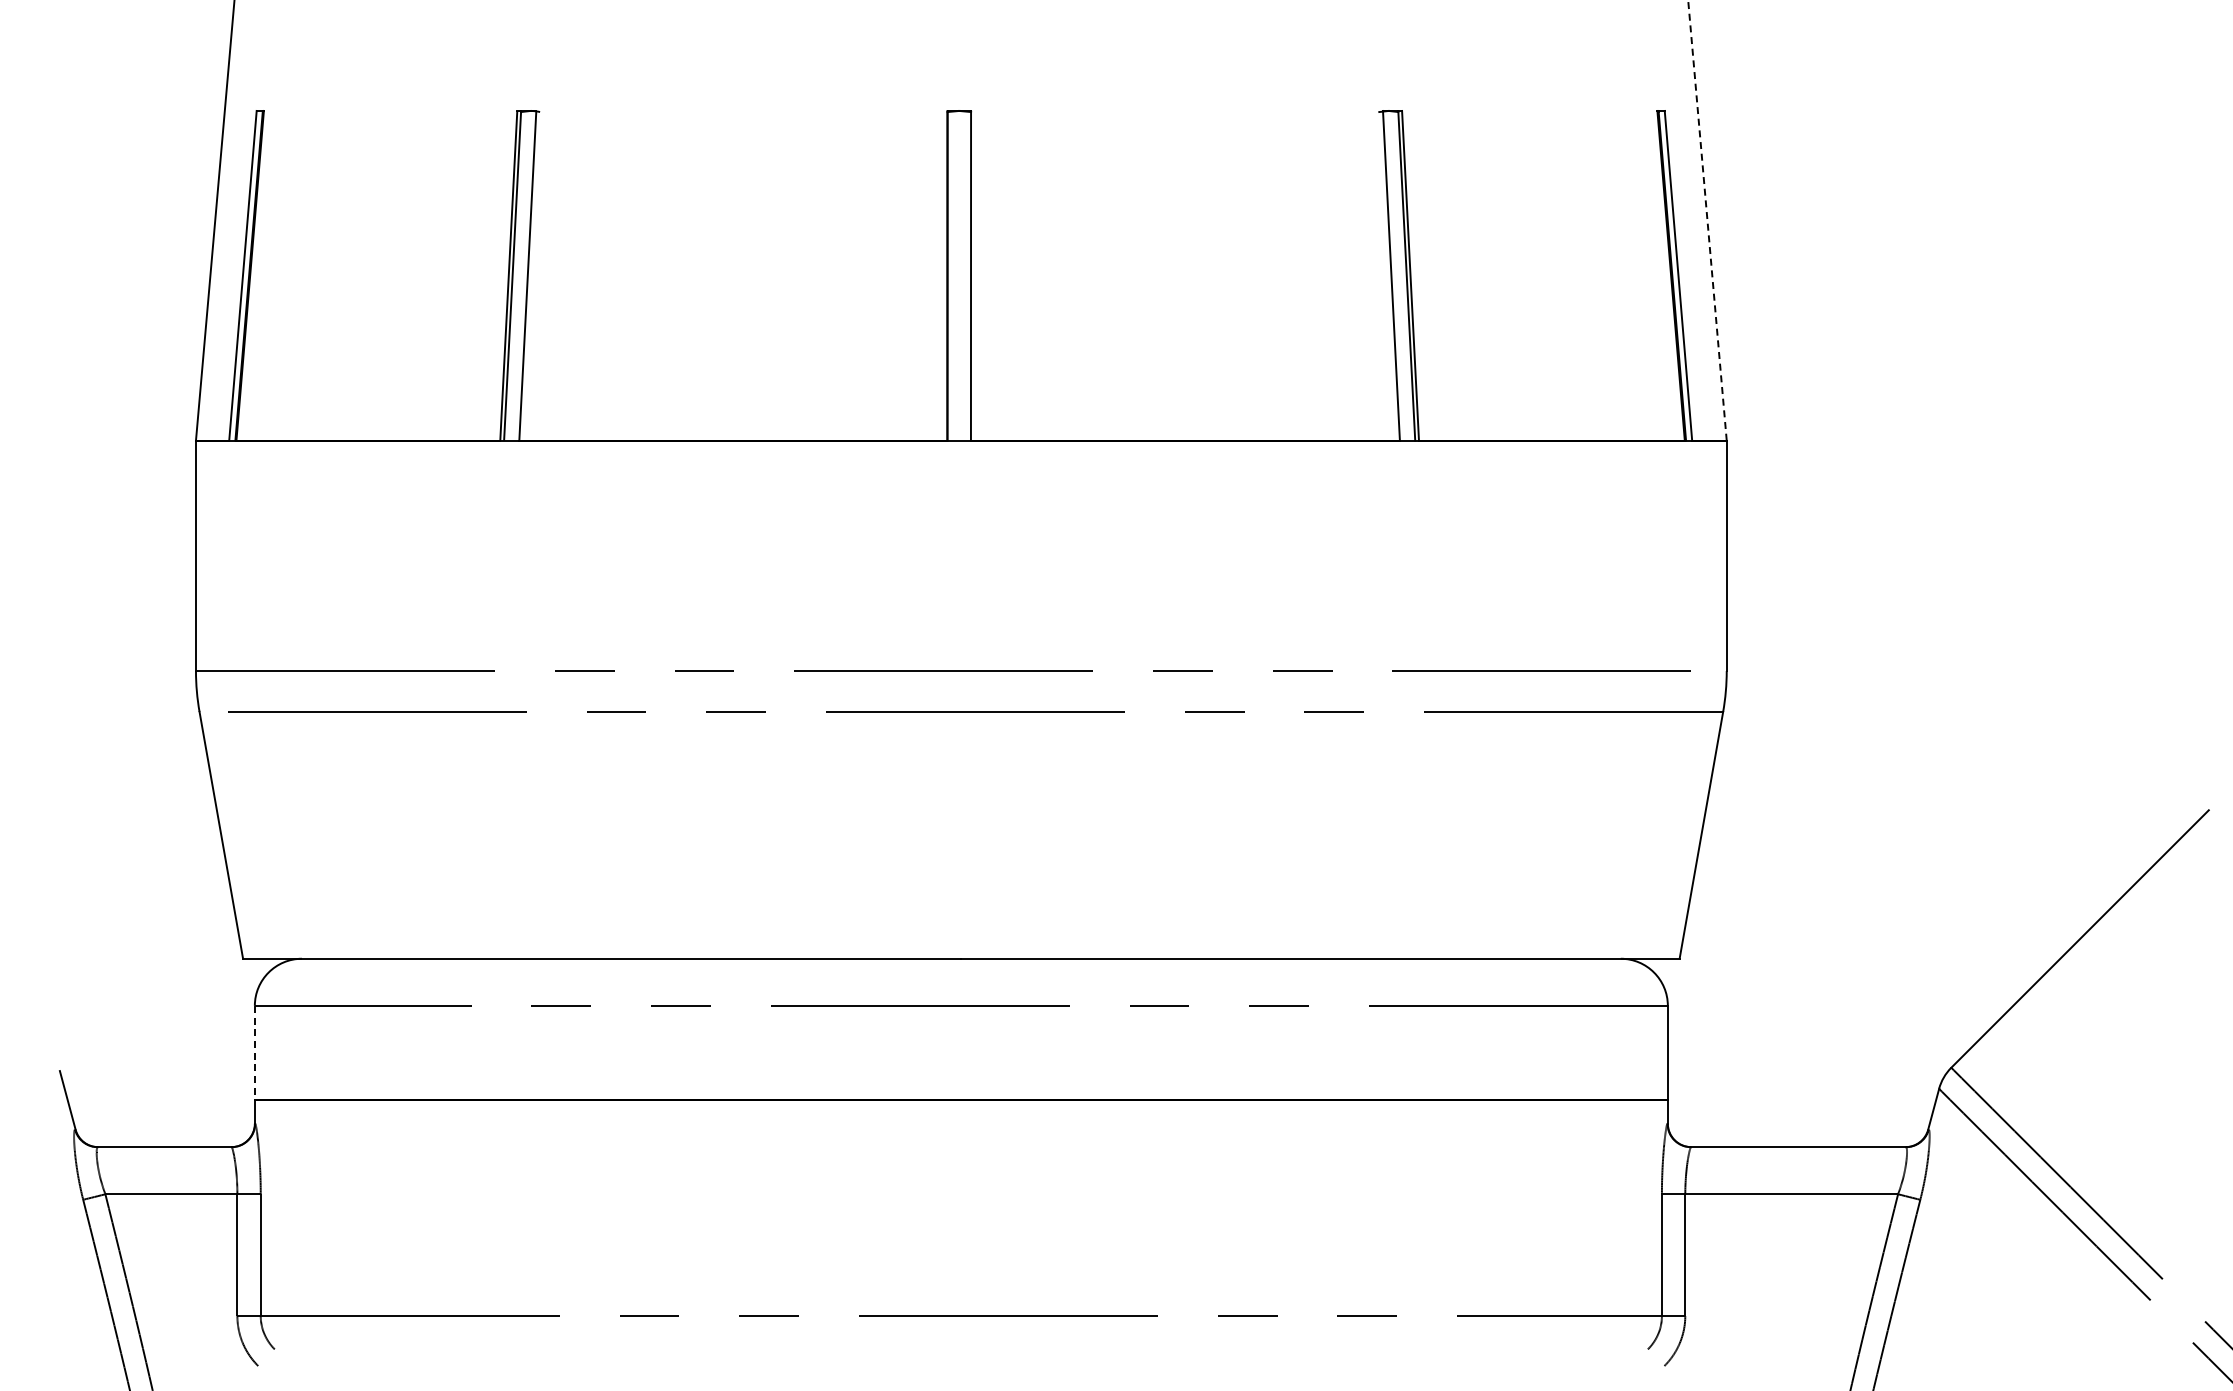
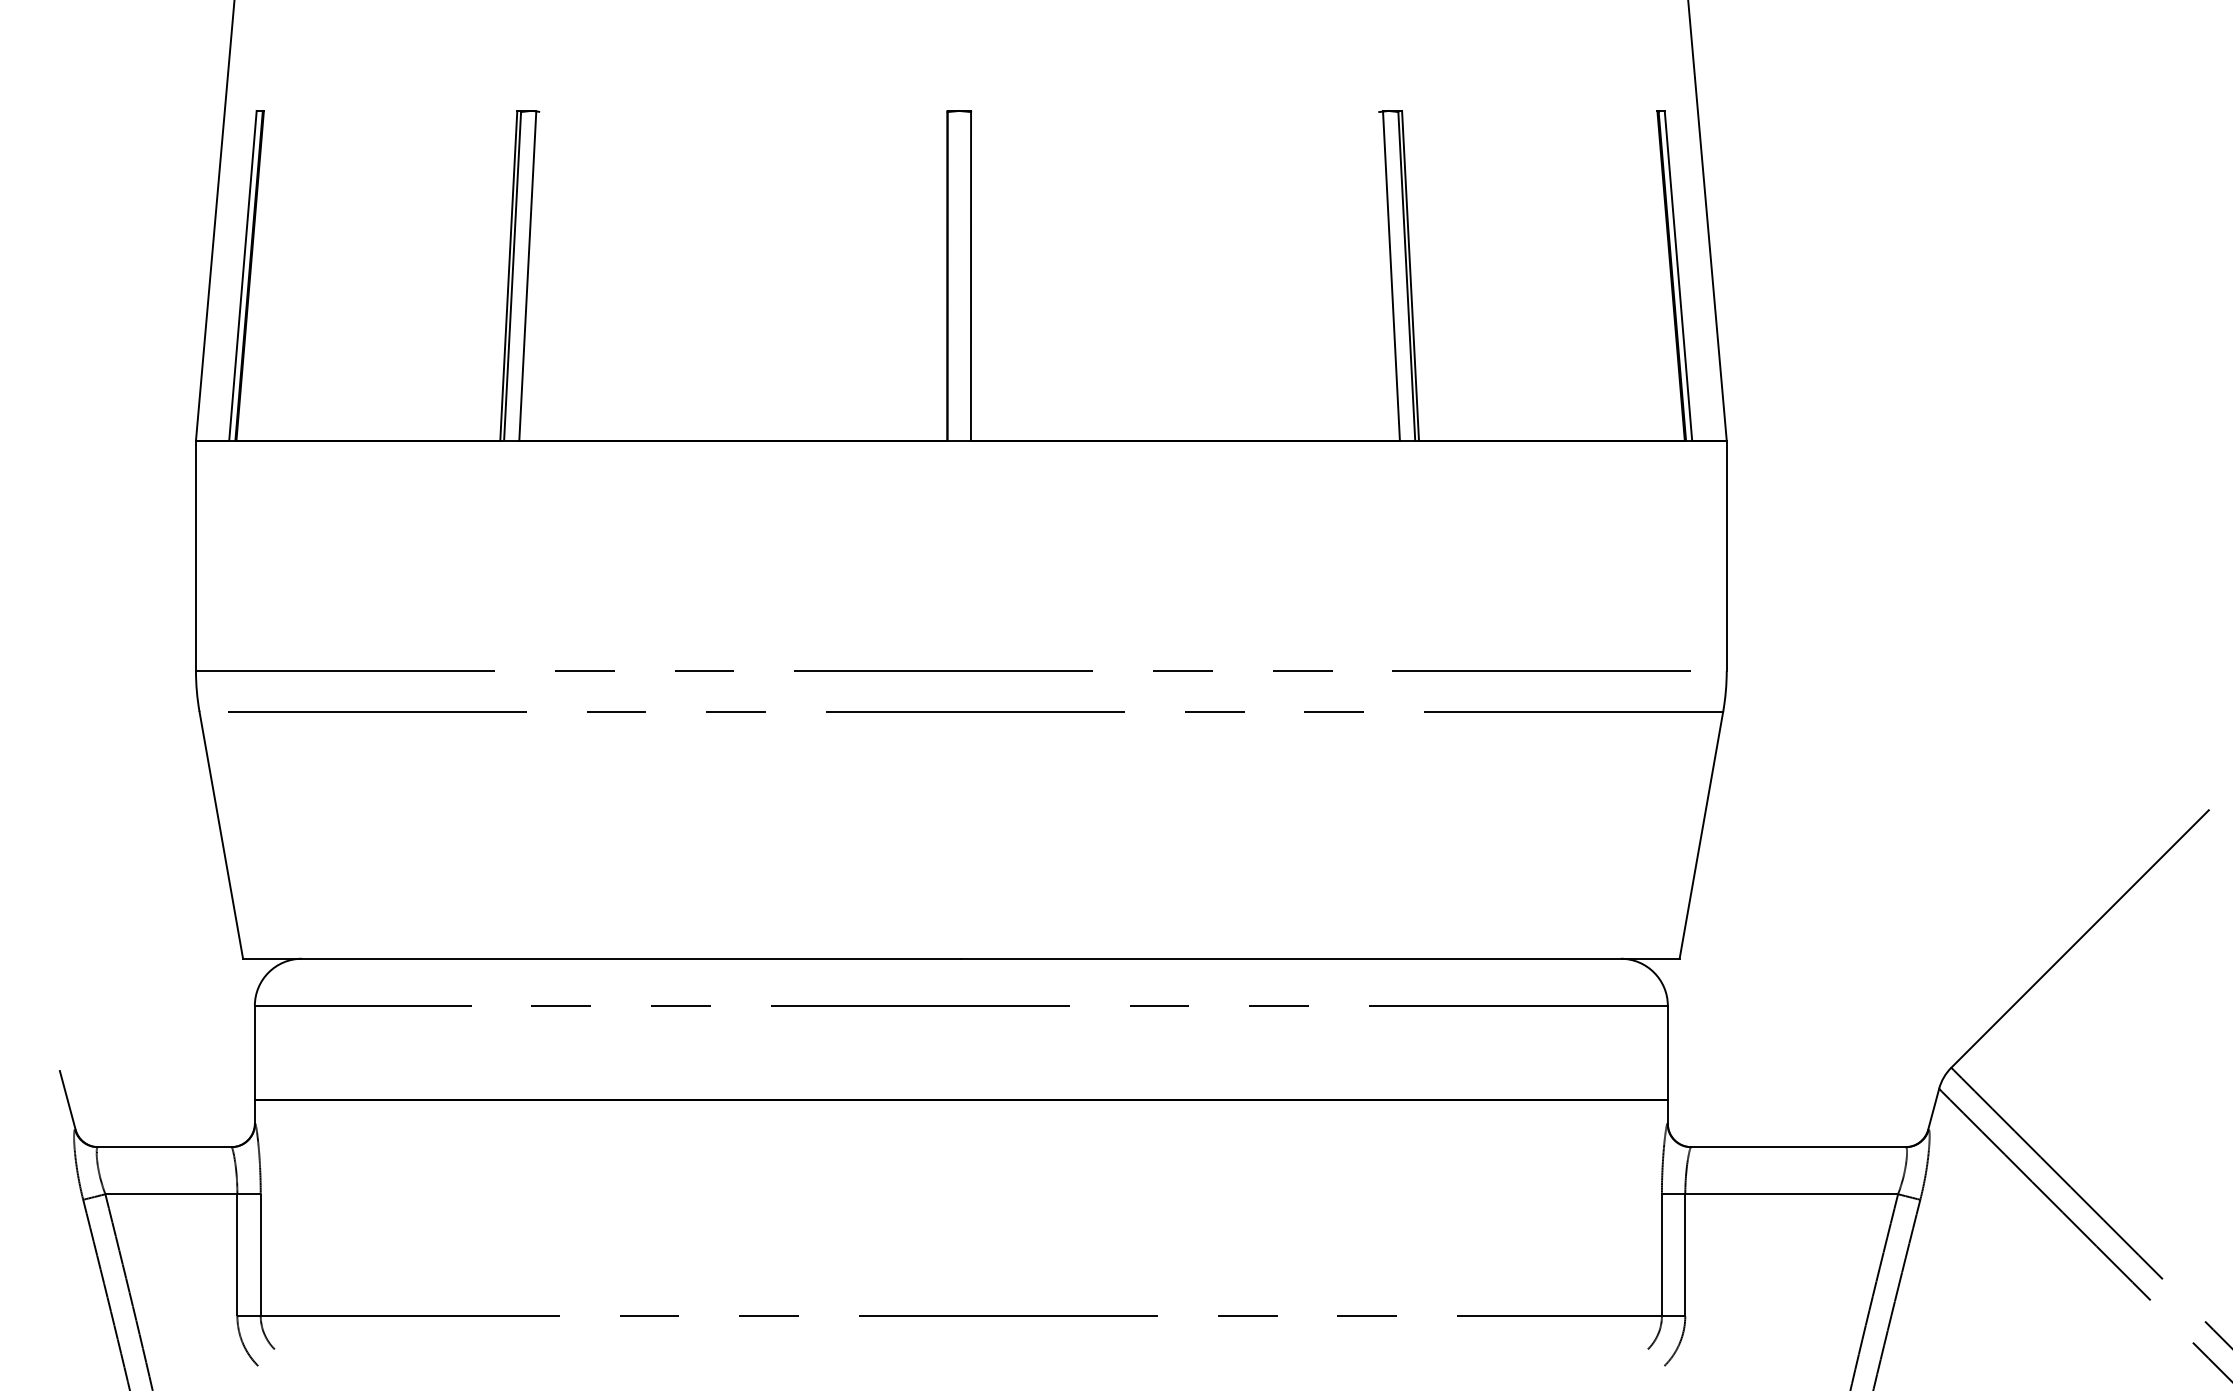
line: dashed -> solid (1707, 220)
line: dashed -> solid (254, 1053)
